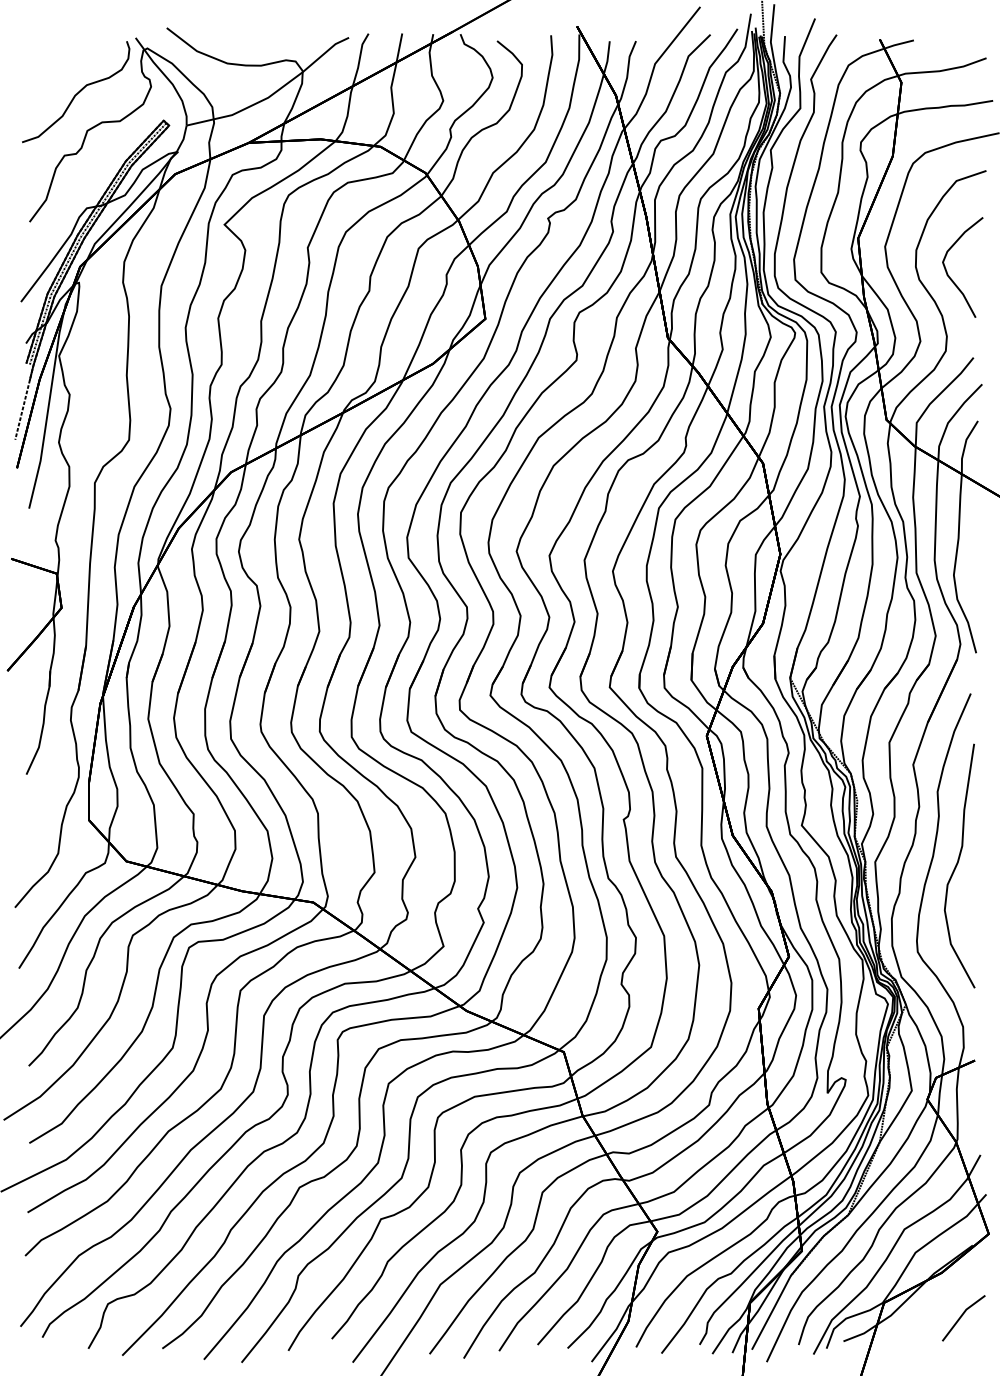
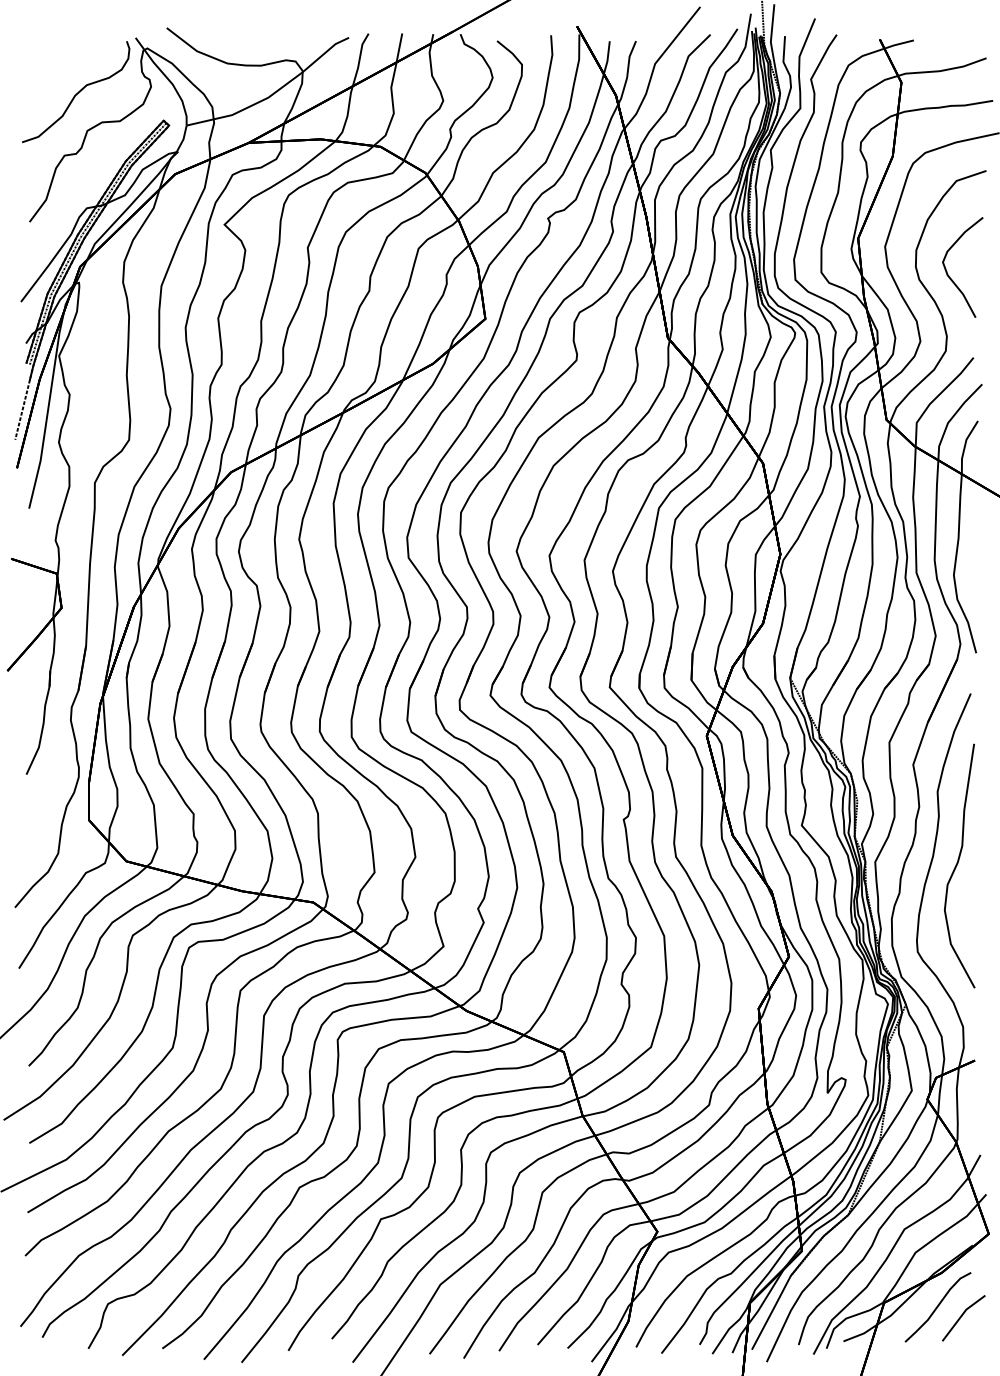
curve: none -> present (937, 1307)
